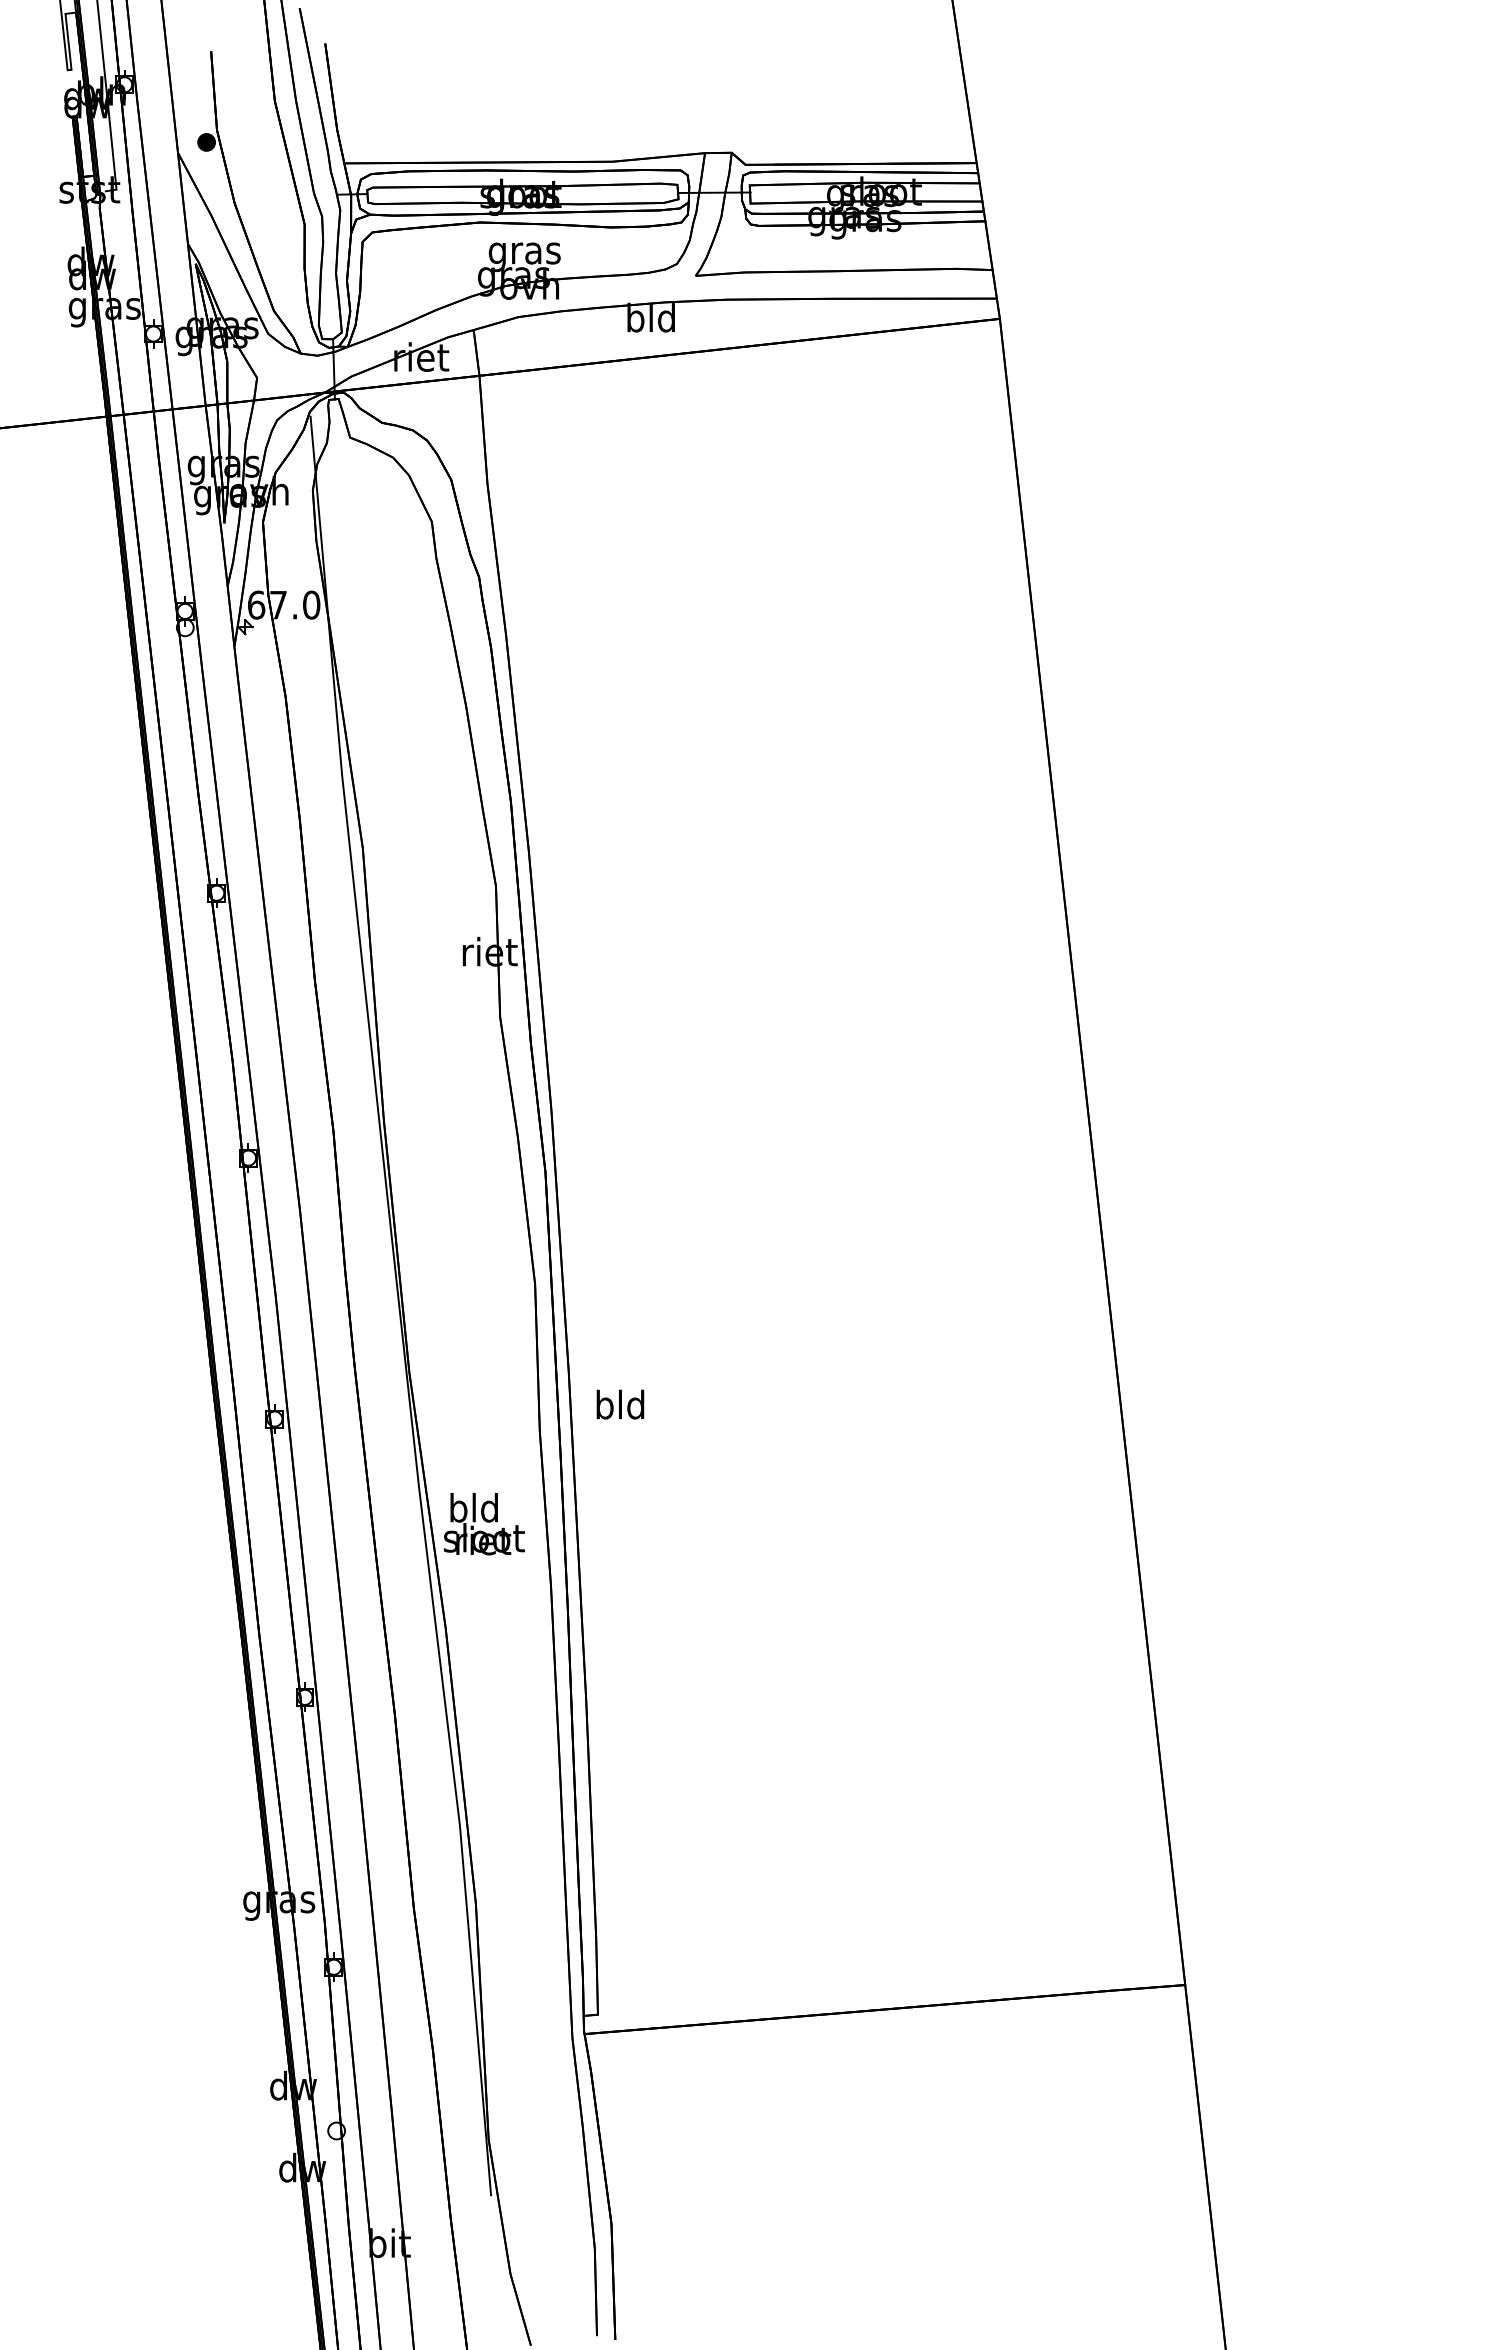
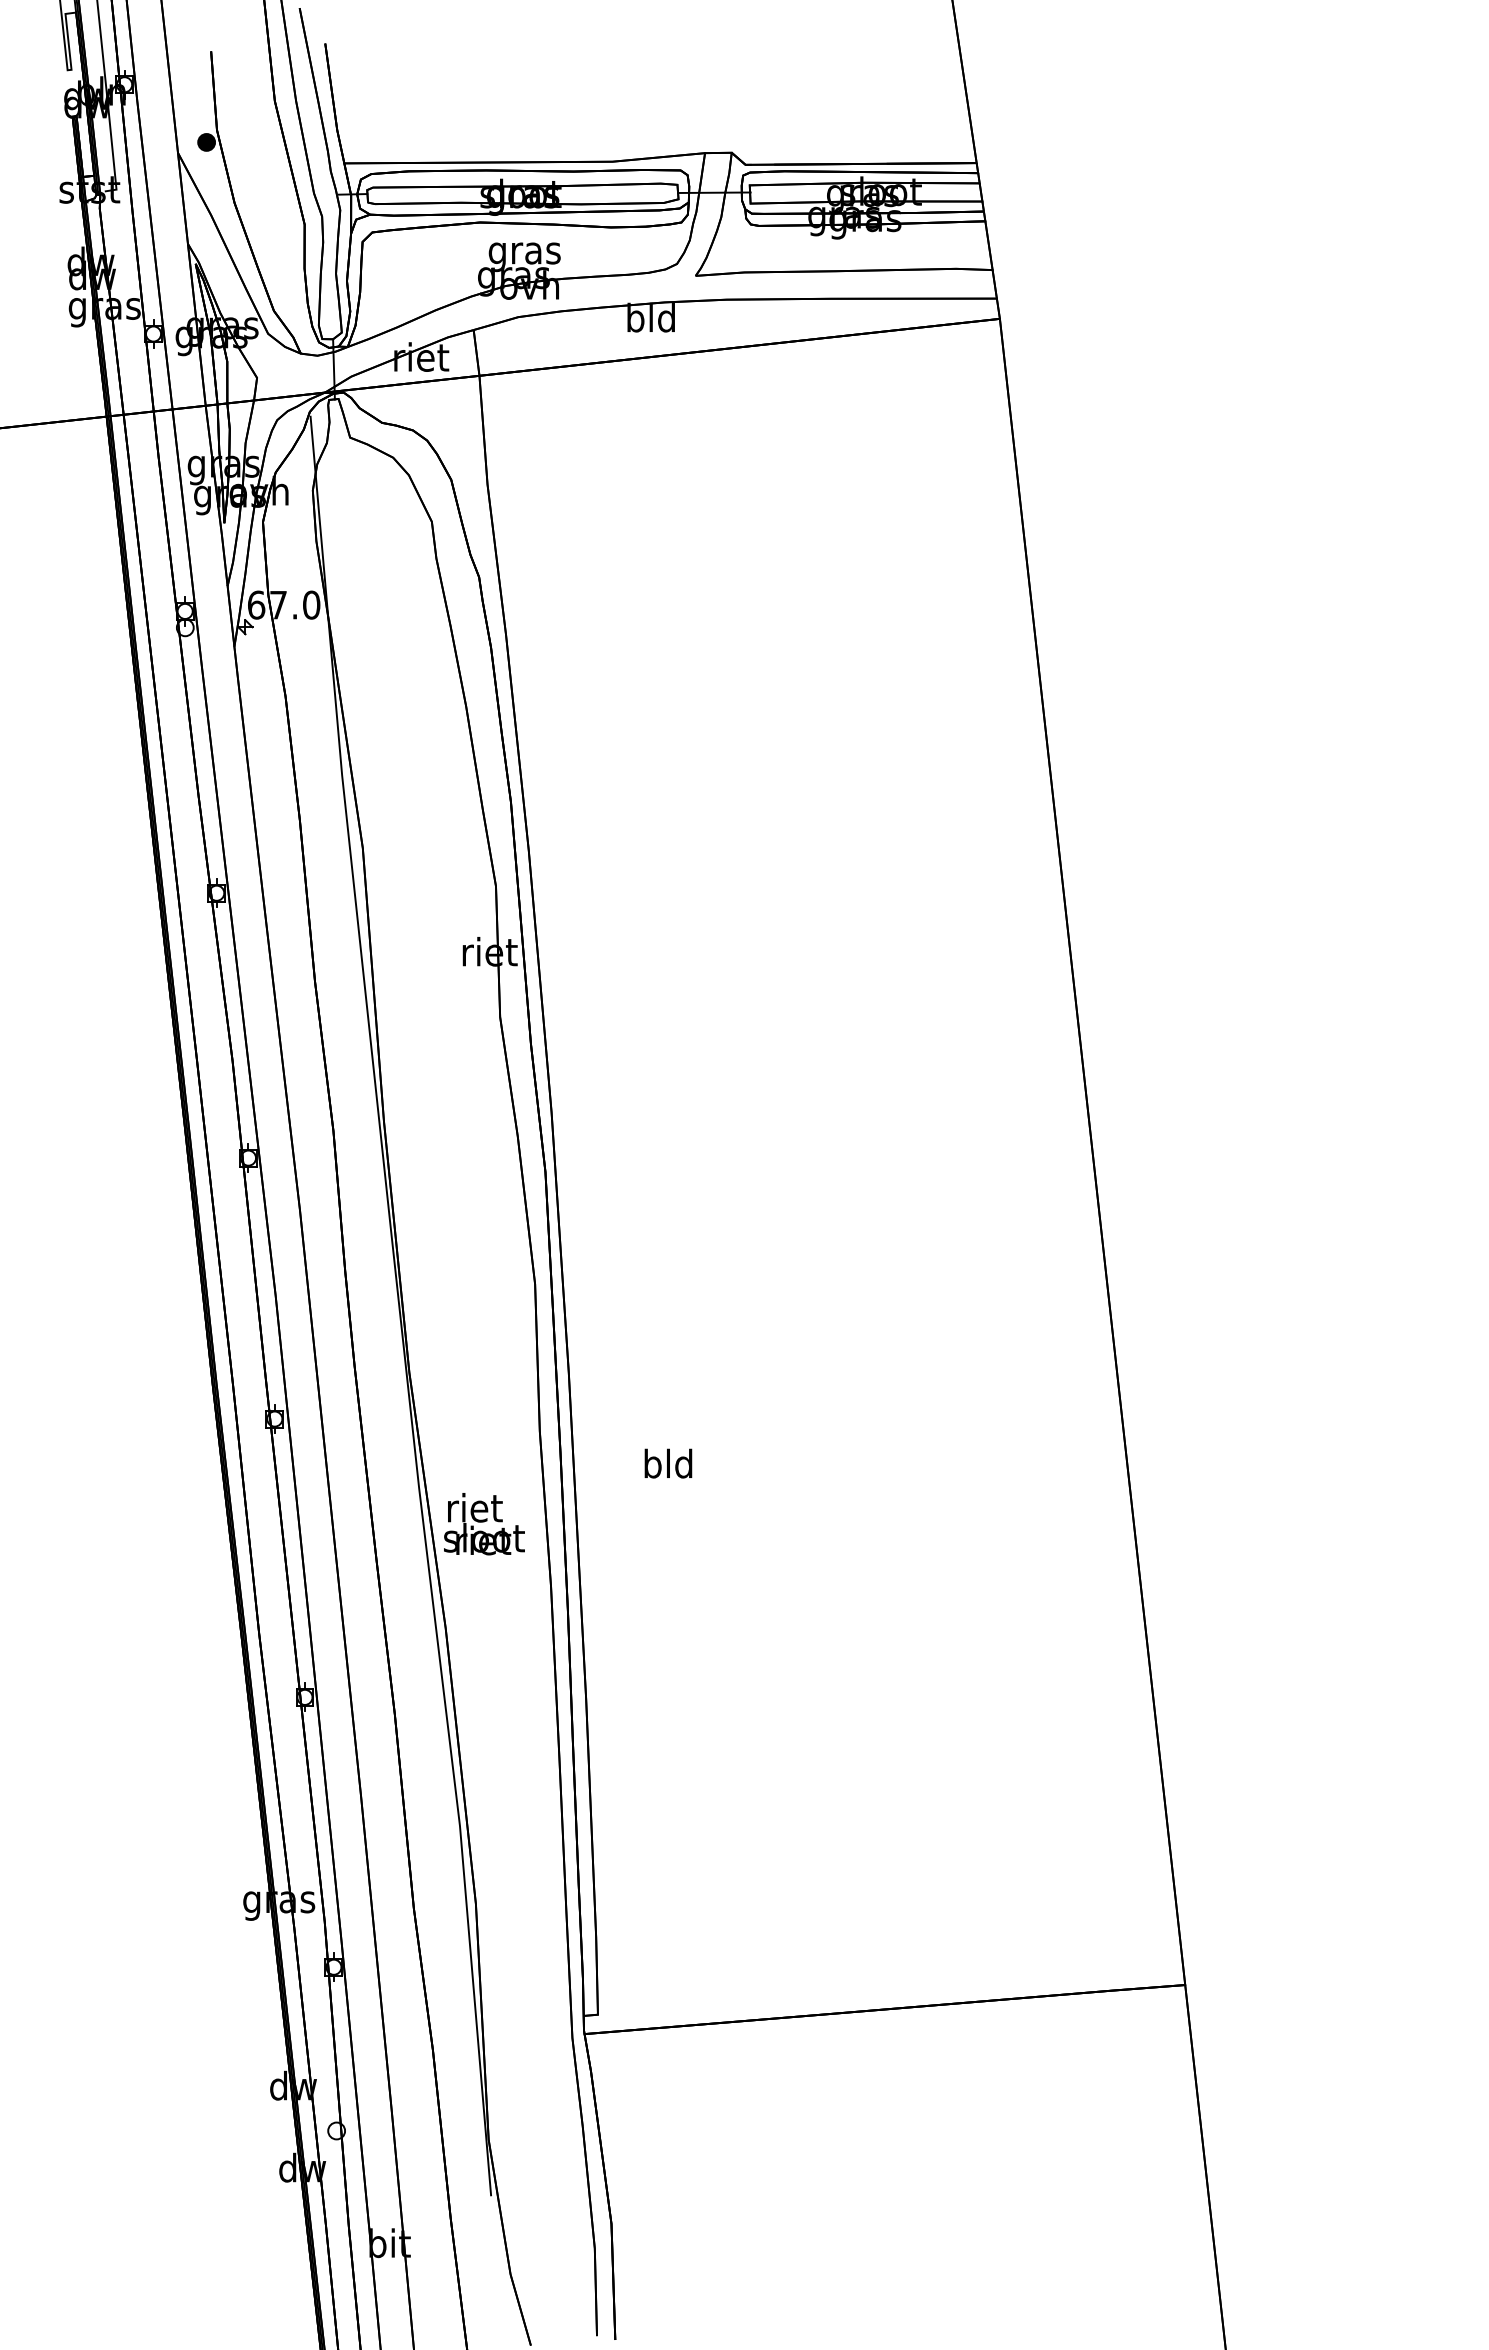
text position: (620, 1404) -> (668, 1463) (668, 1463)
text: bld -> riet (475, 1507)
